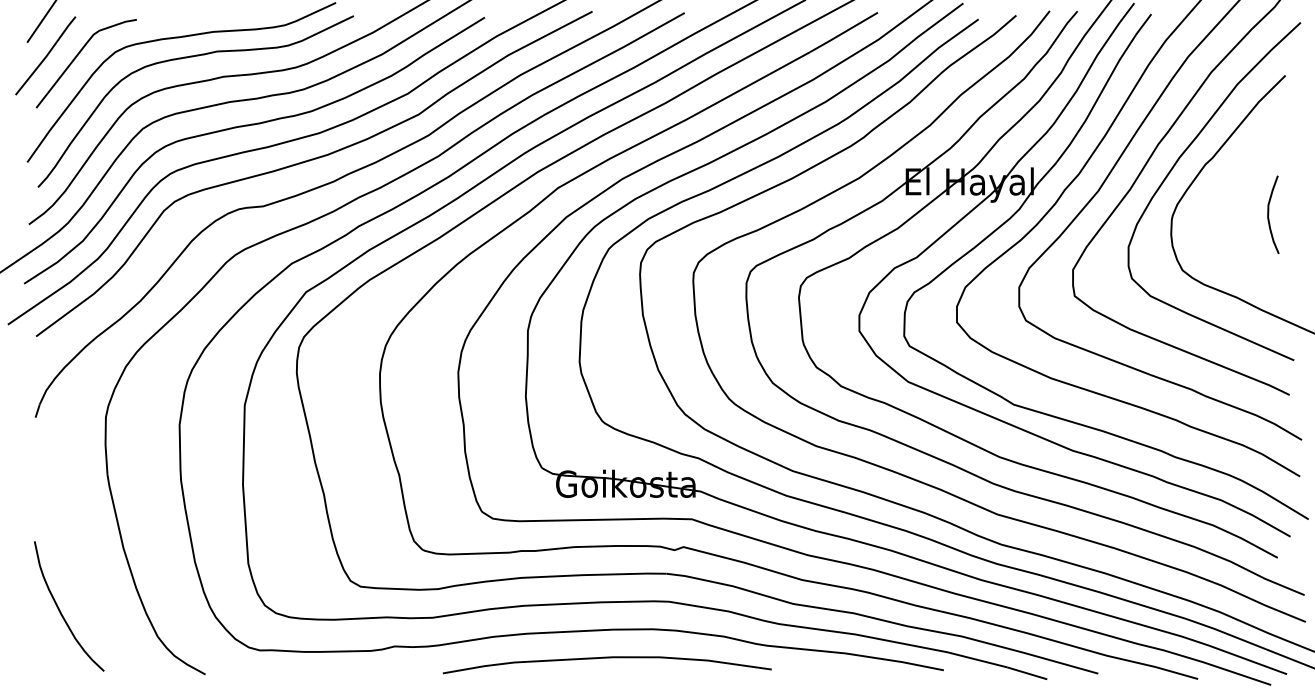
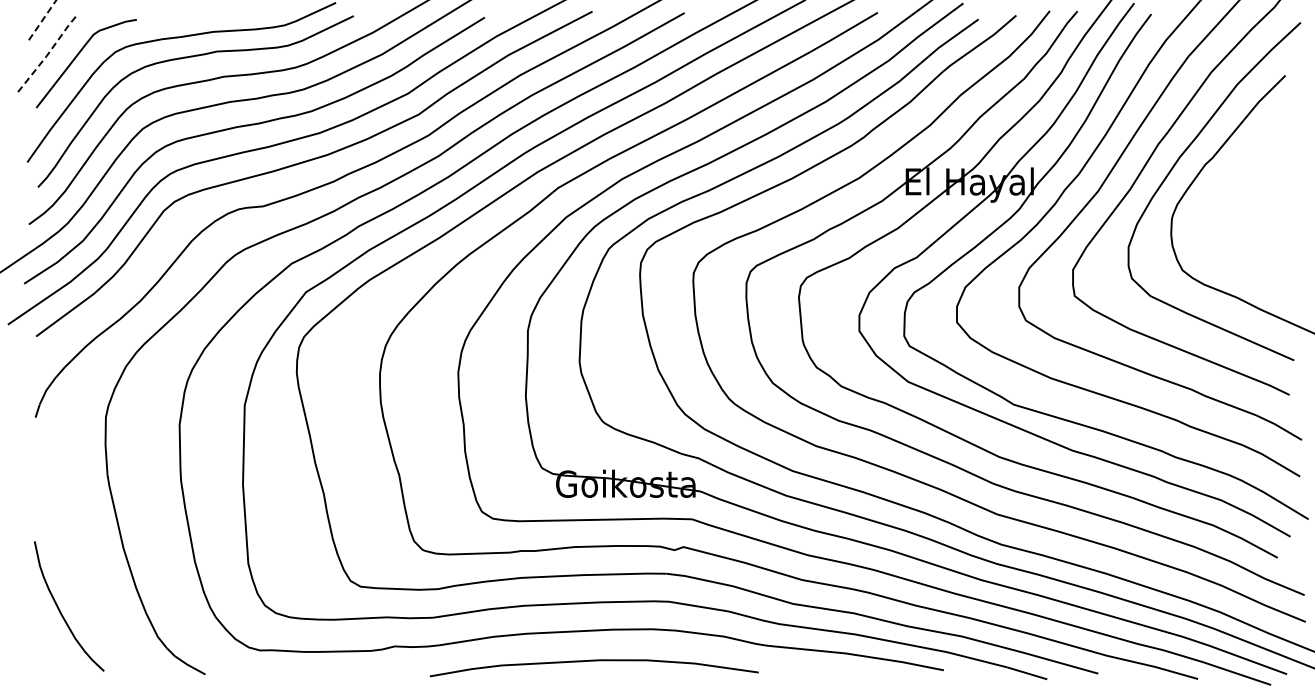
line: solid -> dashed (41, 22)
line: solid -> dashed (46, 56)
curve: present -> none (1269, 214)
curve position: (606, 658) -> (593, 661) (593, 661)
